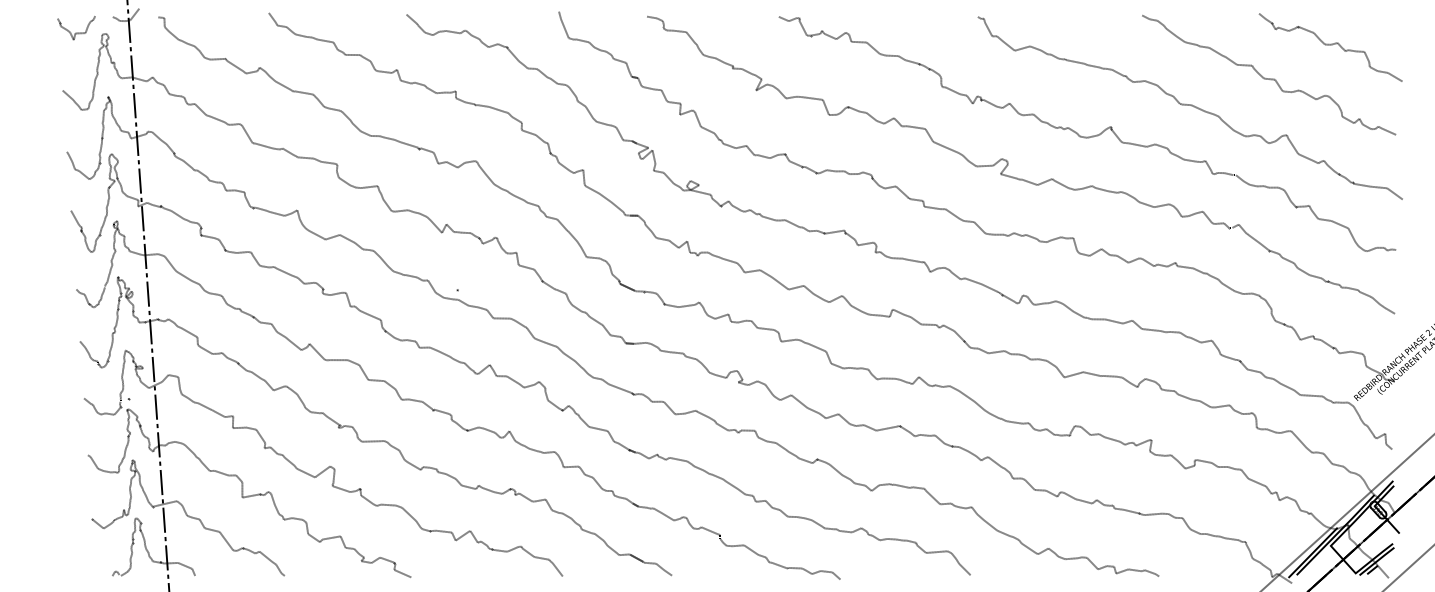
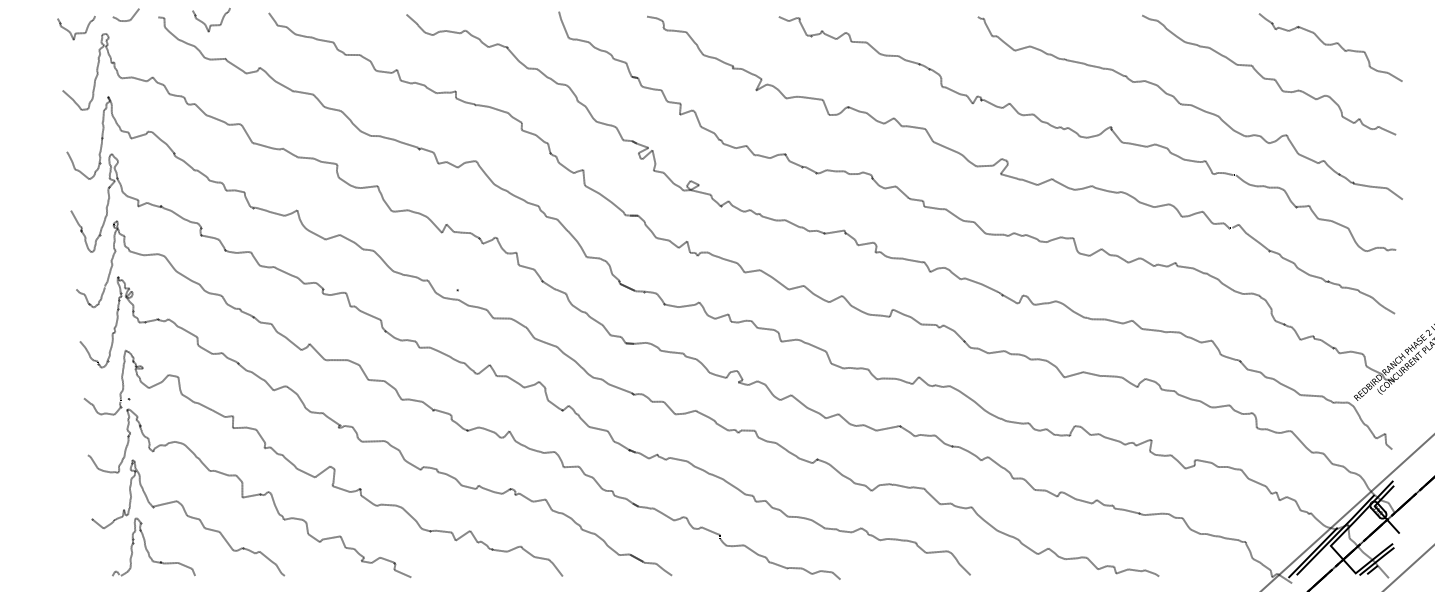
curve: none -> present (211, 24)
line: present -> none (148, 295)
